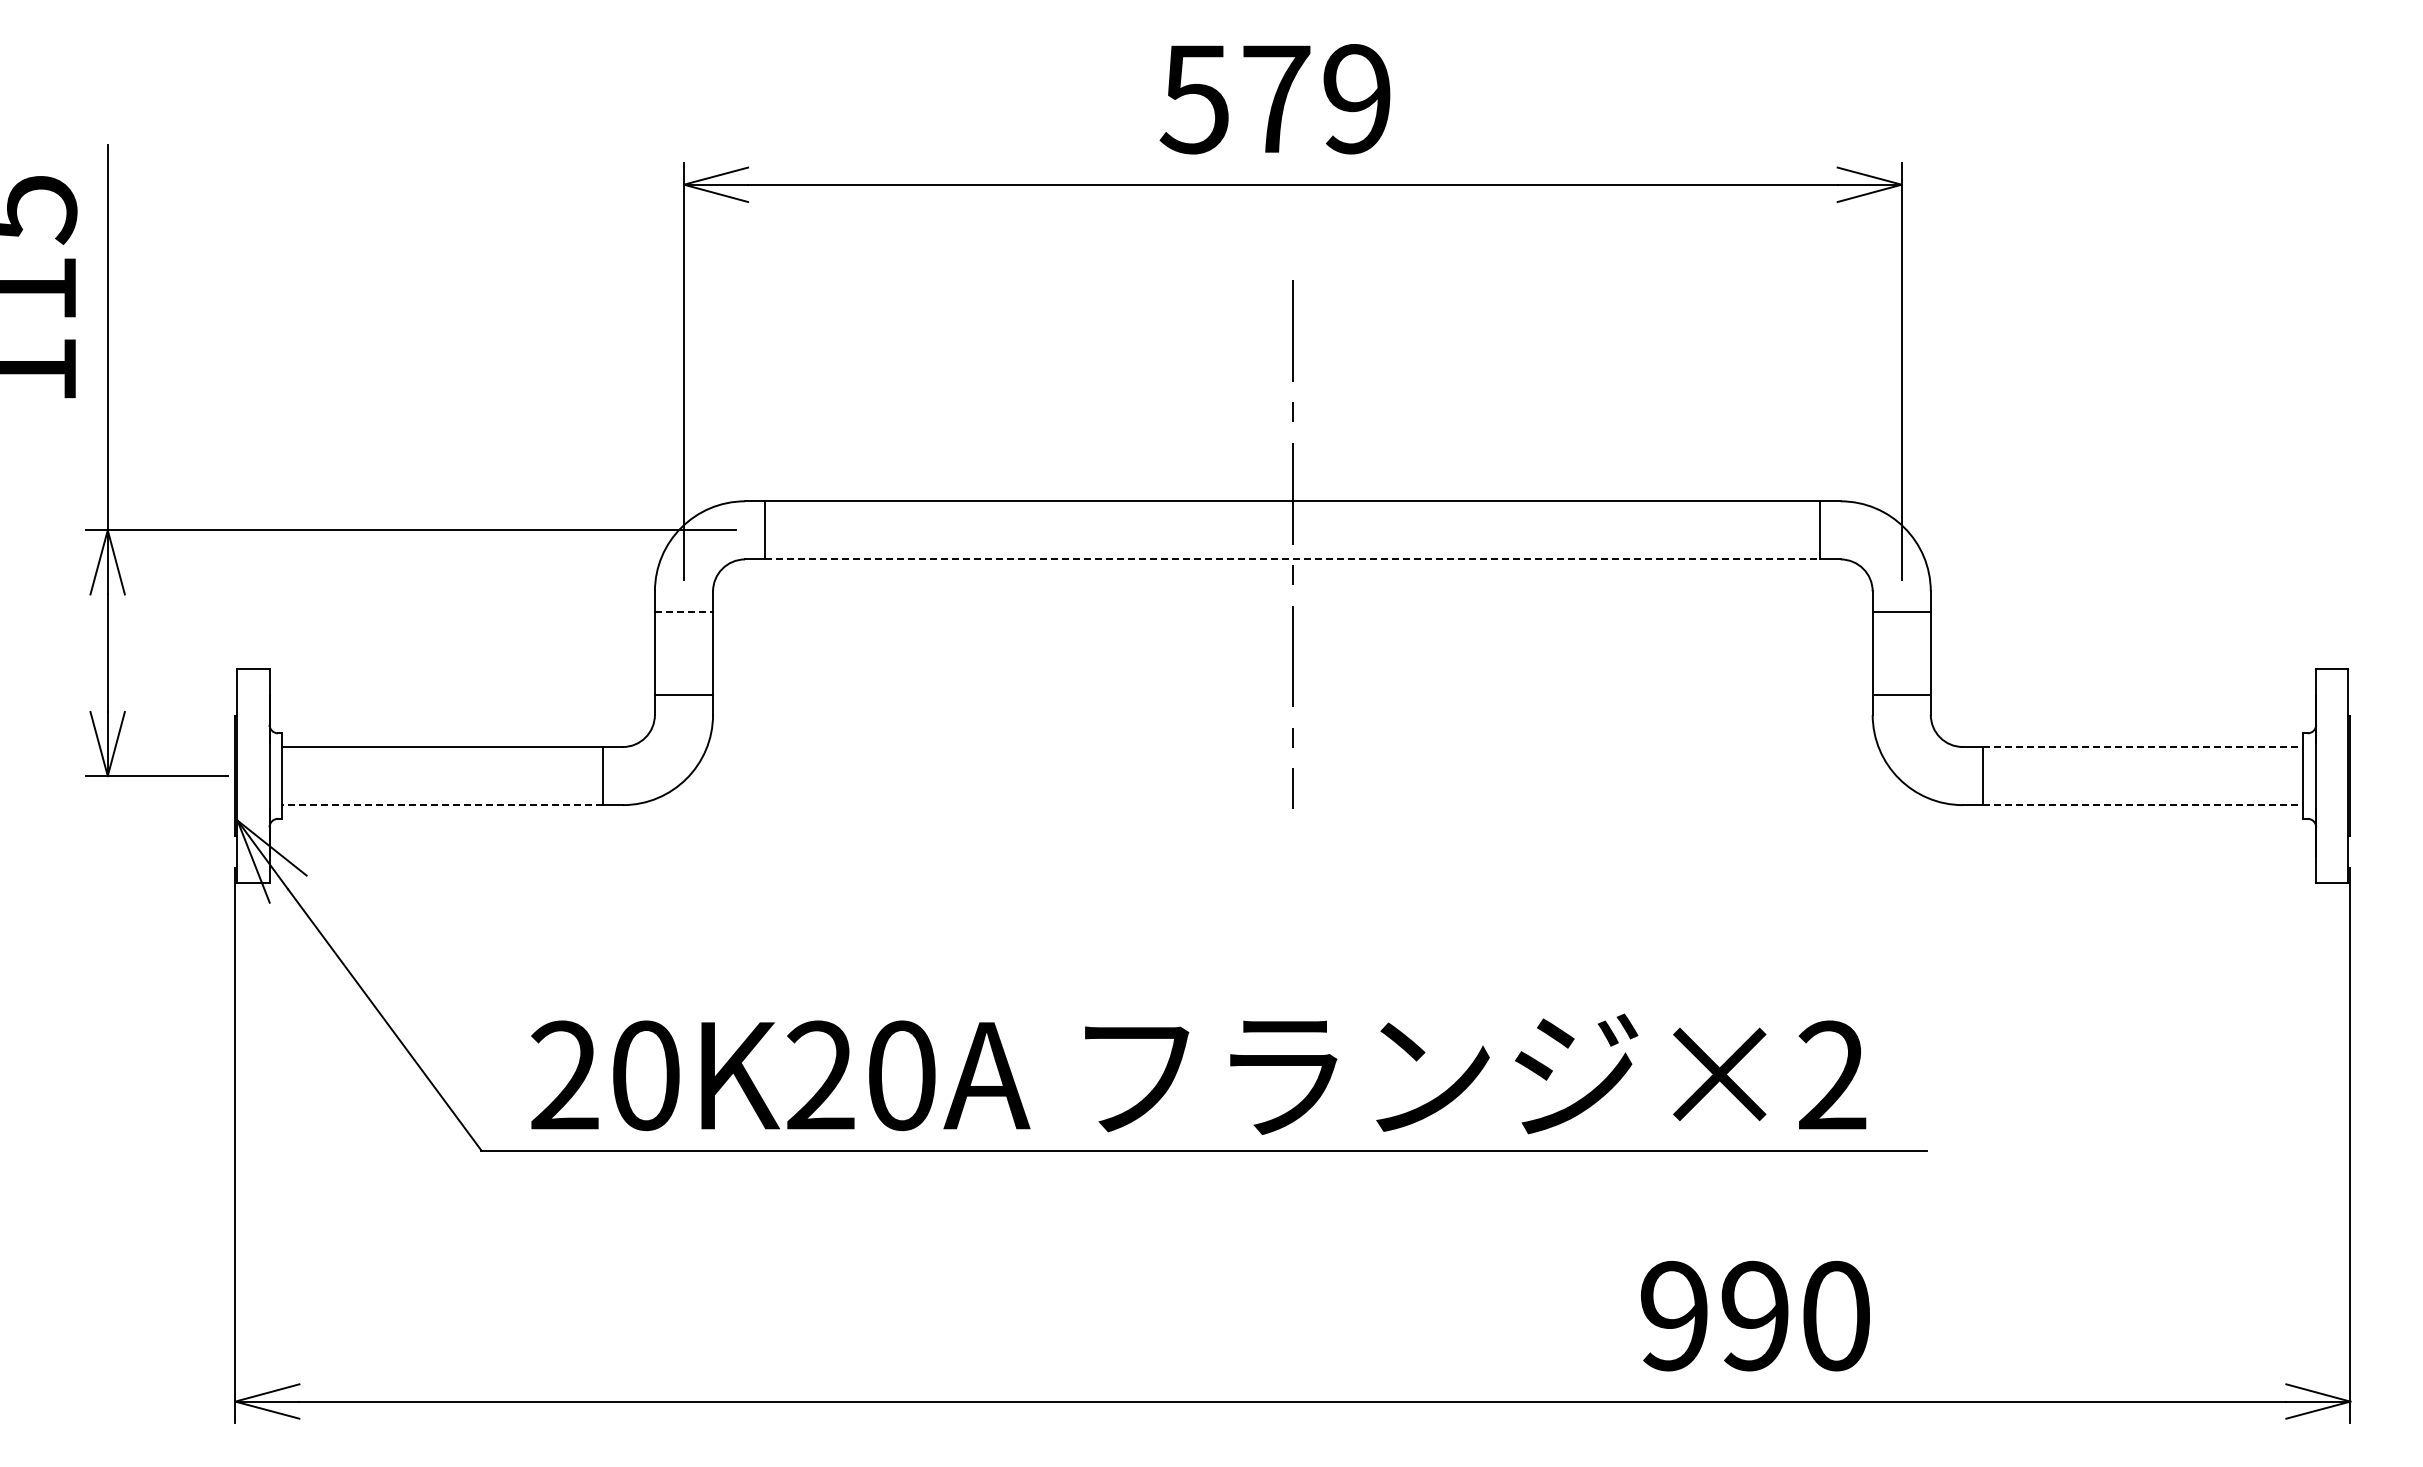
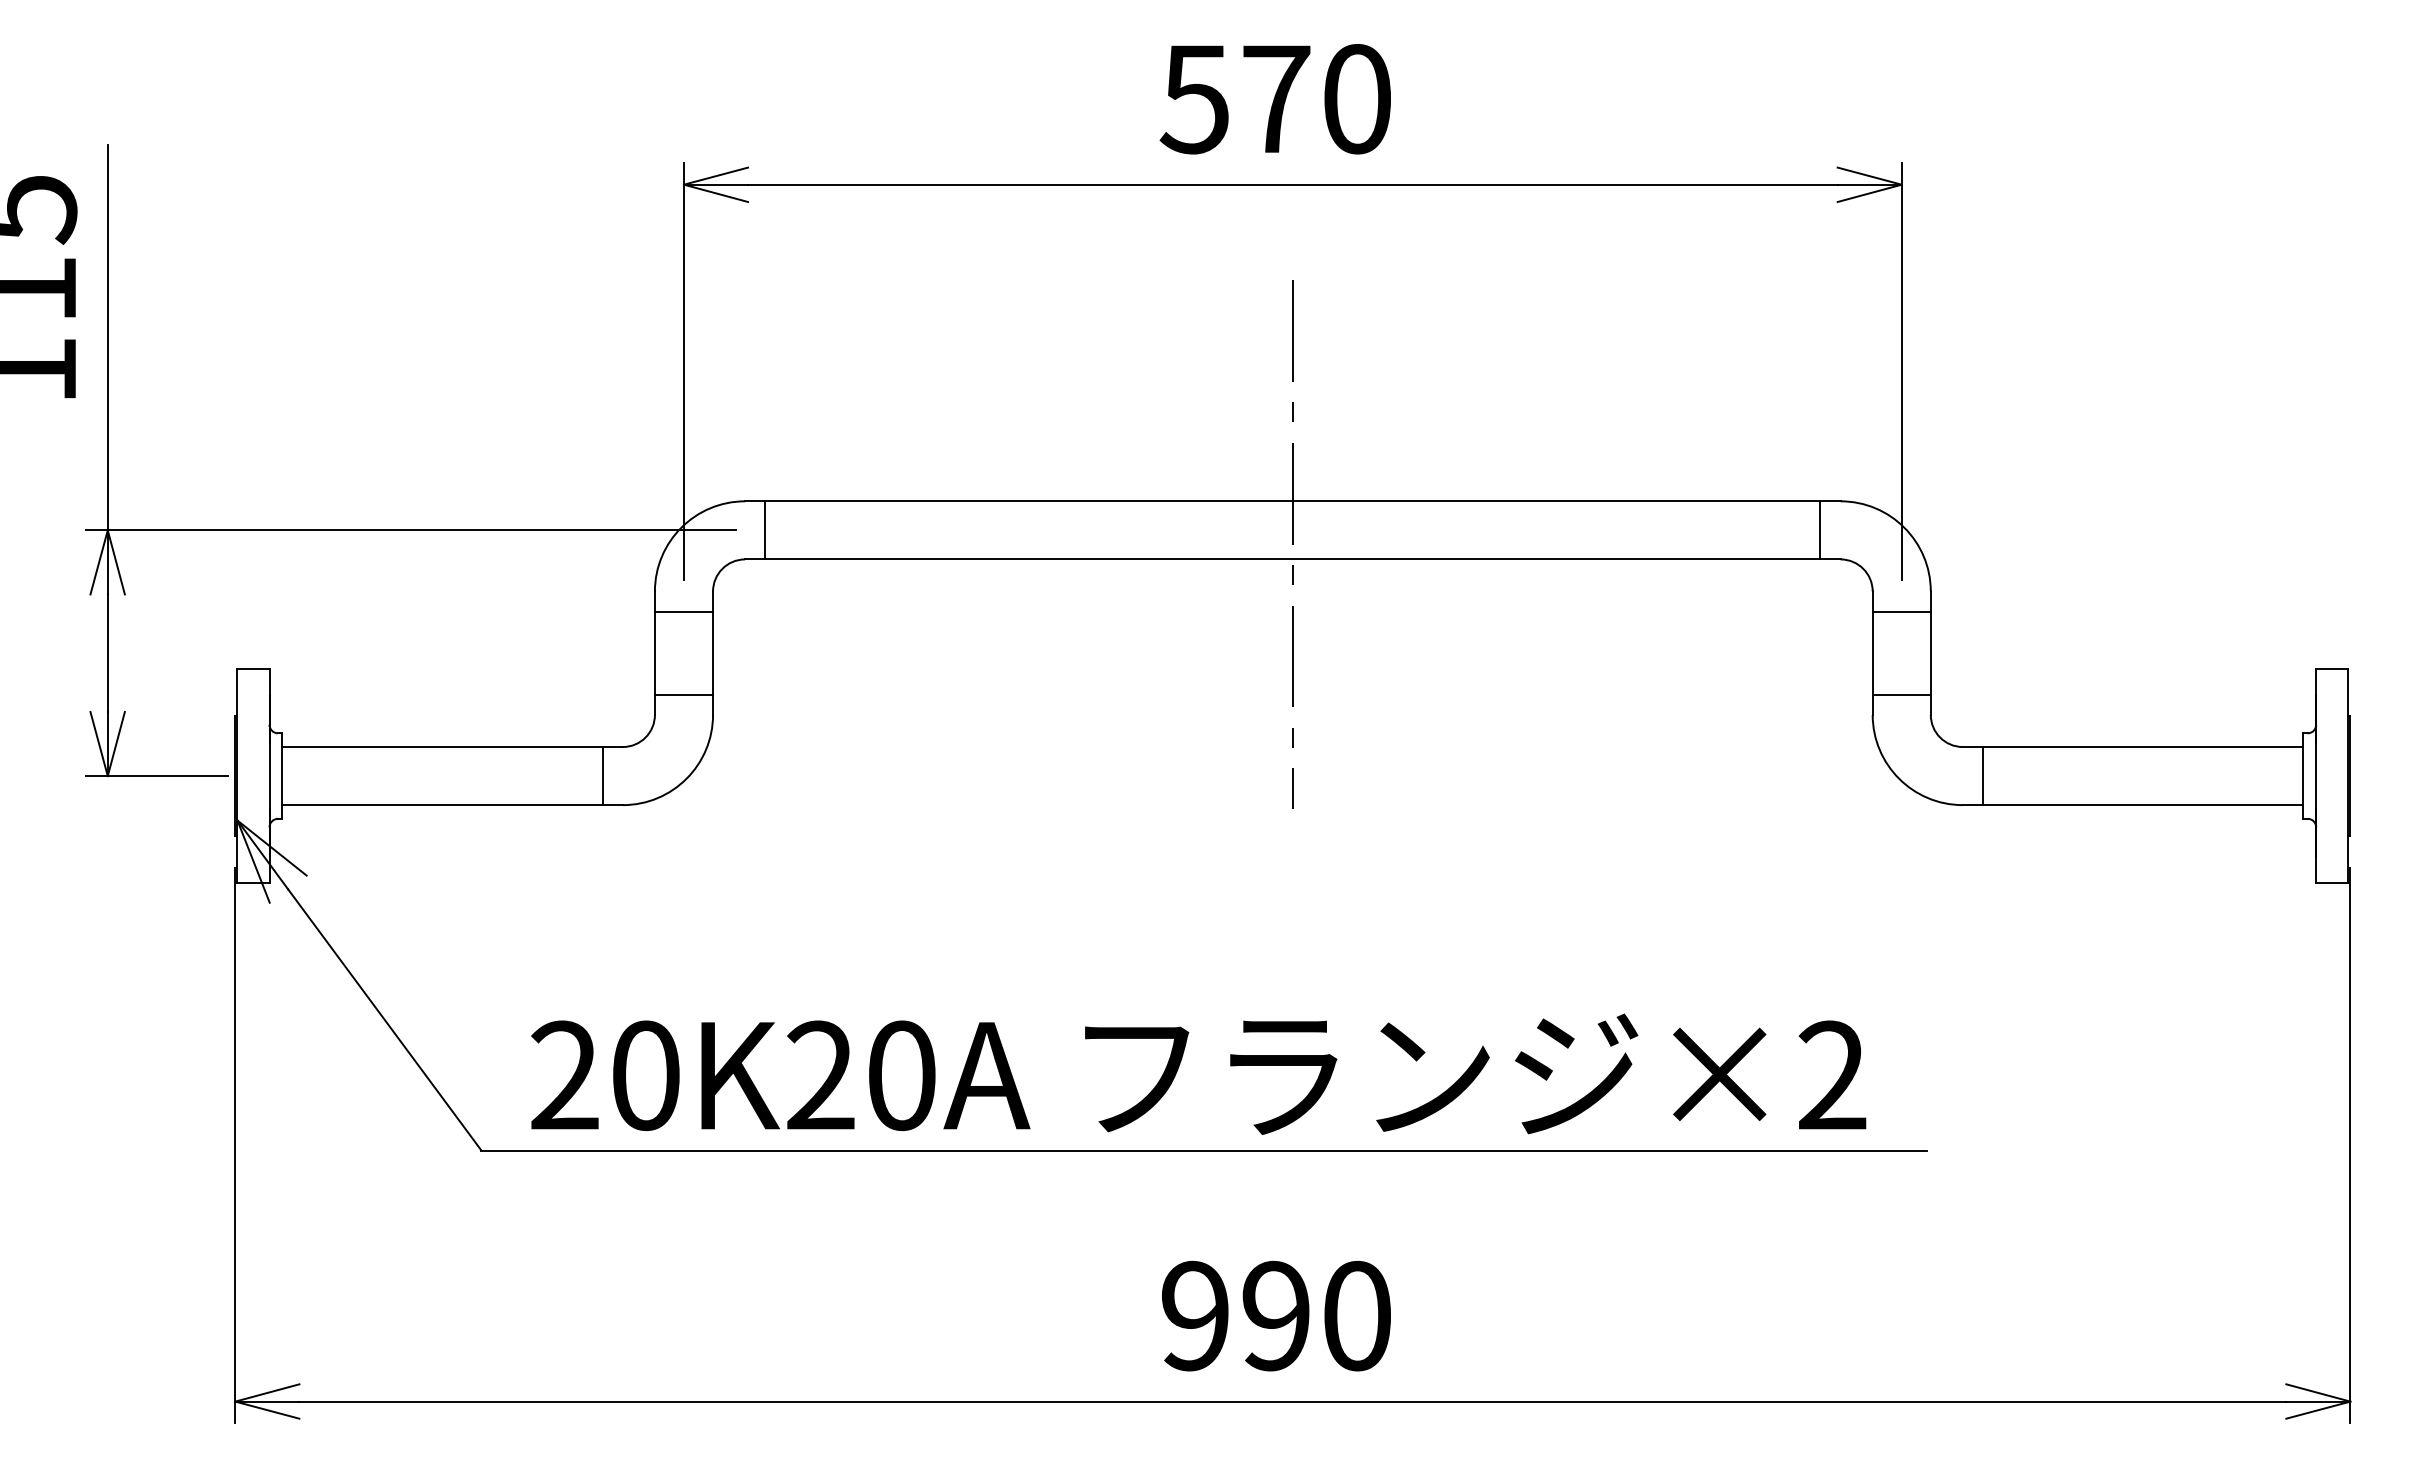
text: 579 -> 570 (1356, 99)
line: dashed -> solid (1293, 559)
line: dashed -> solid (684, 611)
line: dashed -> solid (2143, 747)
line: dashed -> solid (441, 805)
line: dashed -> solid (2143, 805)
text position: (1755, 1315) -> (1276, 1315) (1276, 1315)
